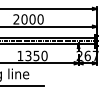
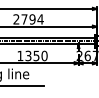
text: 2000 -> 2794 (32, 19)
